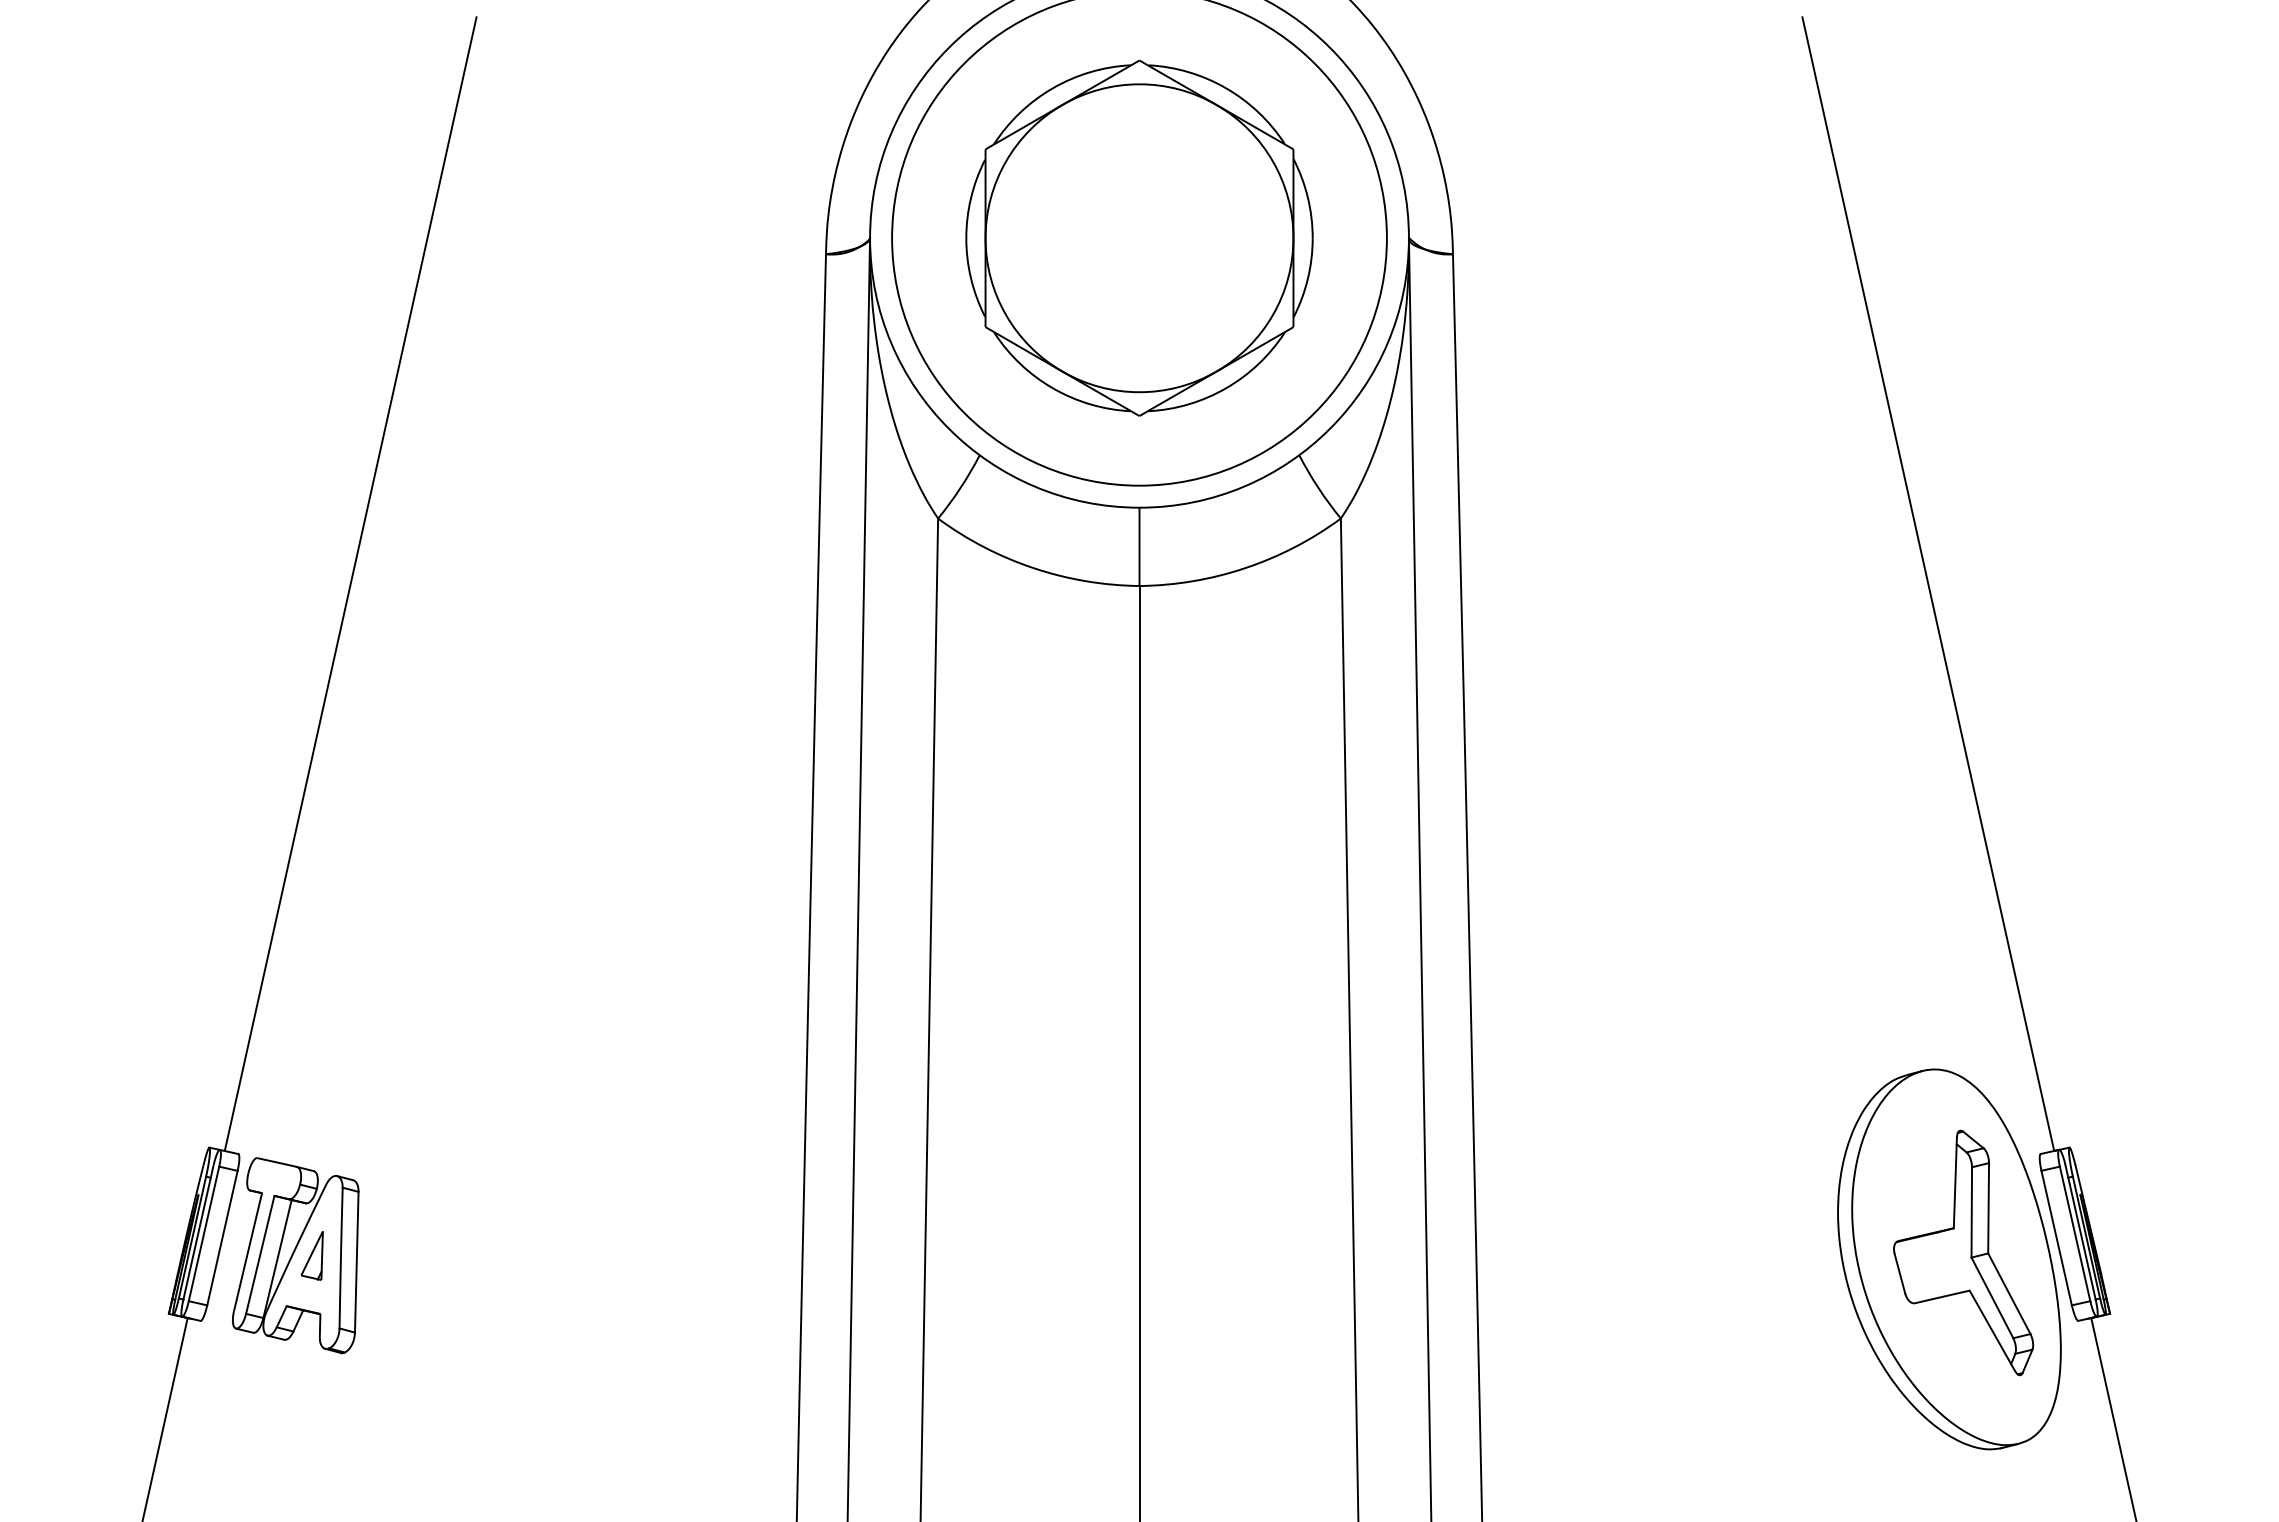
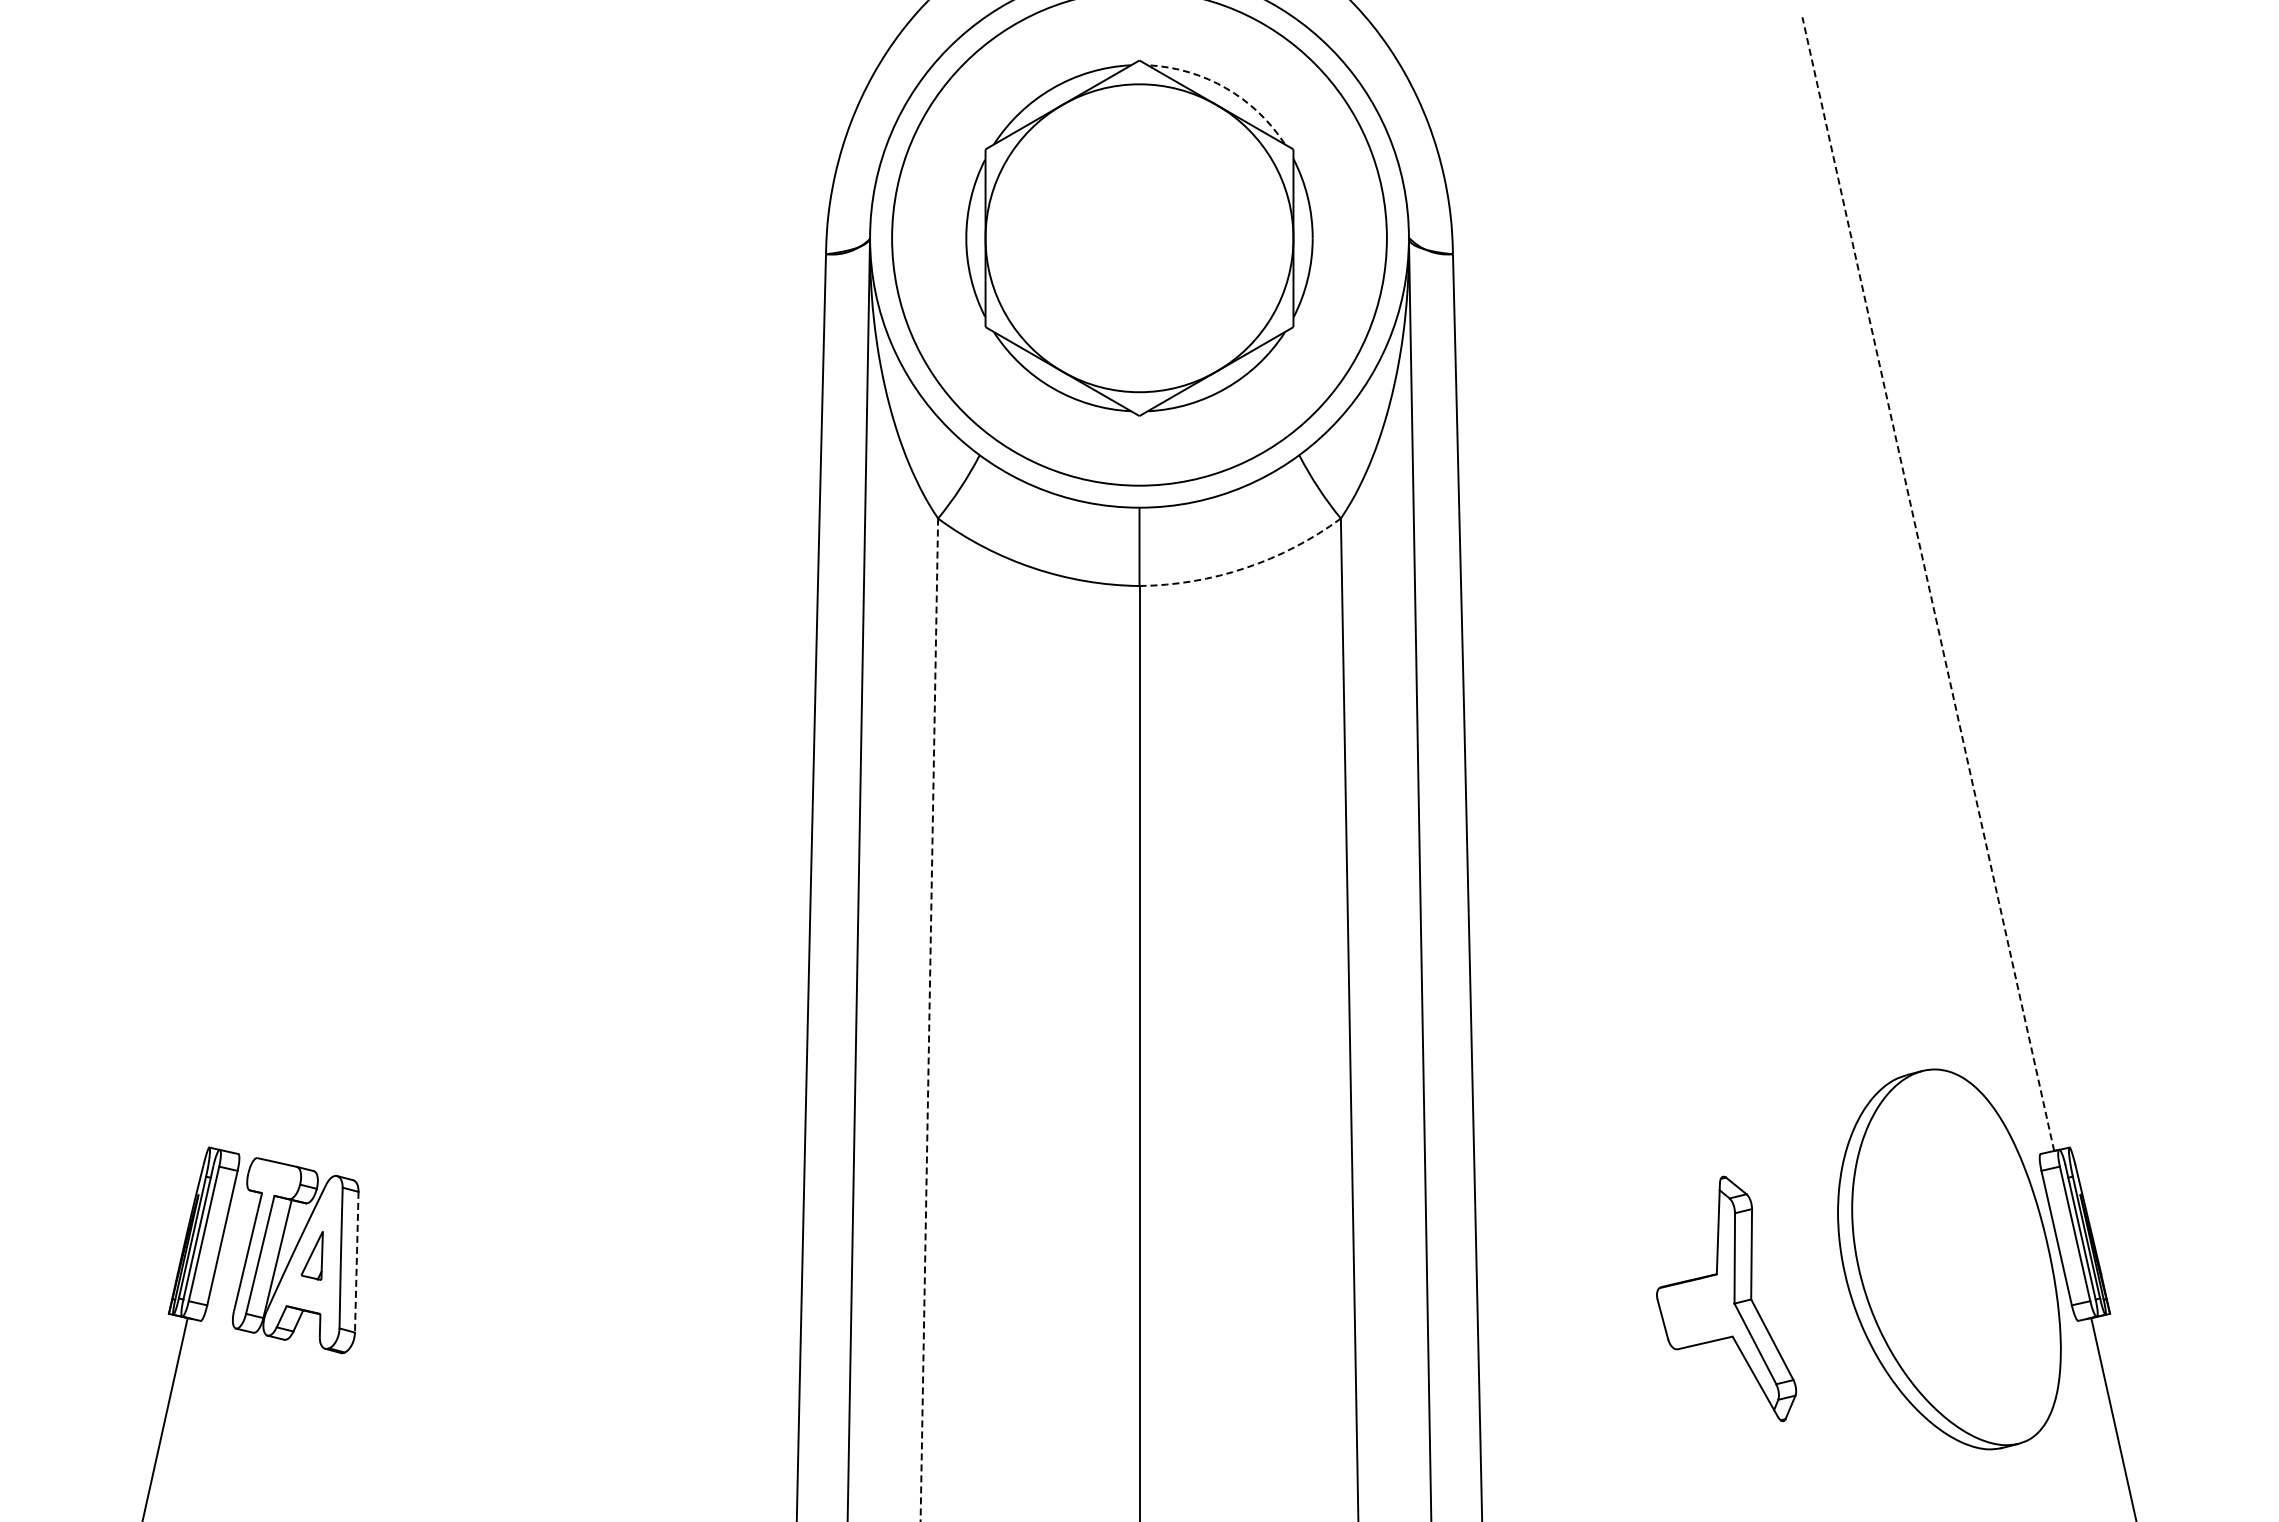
arc: solid -> dashed (1226, 88)
arc: solid -> dashed (1245, 568)
line: present -> none (350, 583)
line: solid -> dashed (1928, 584)
line: solid -> dashed (929, 1020)
part position: (1963, 1252) -> (1726, 1298) (1726, 1298)
line: solid -> dashed (356, 1262)
